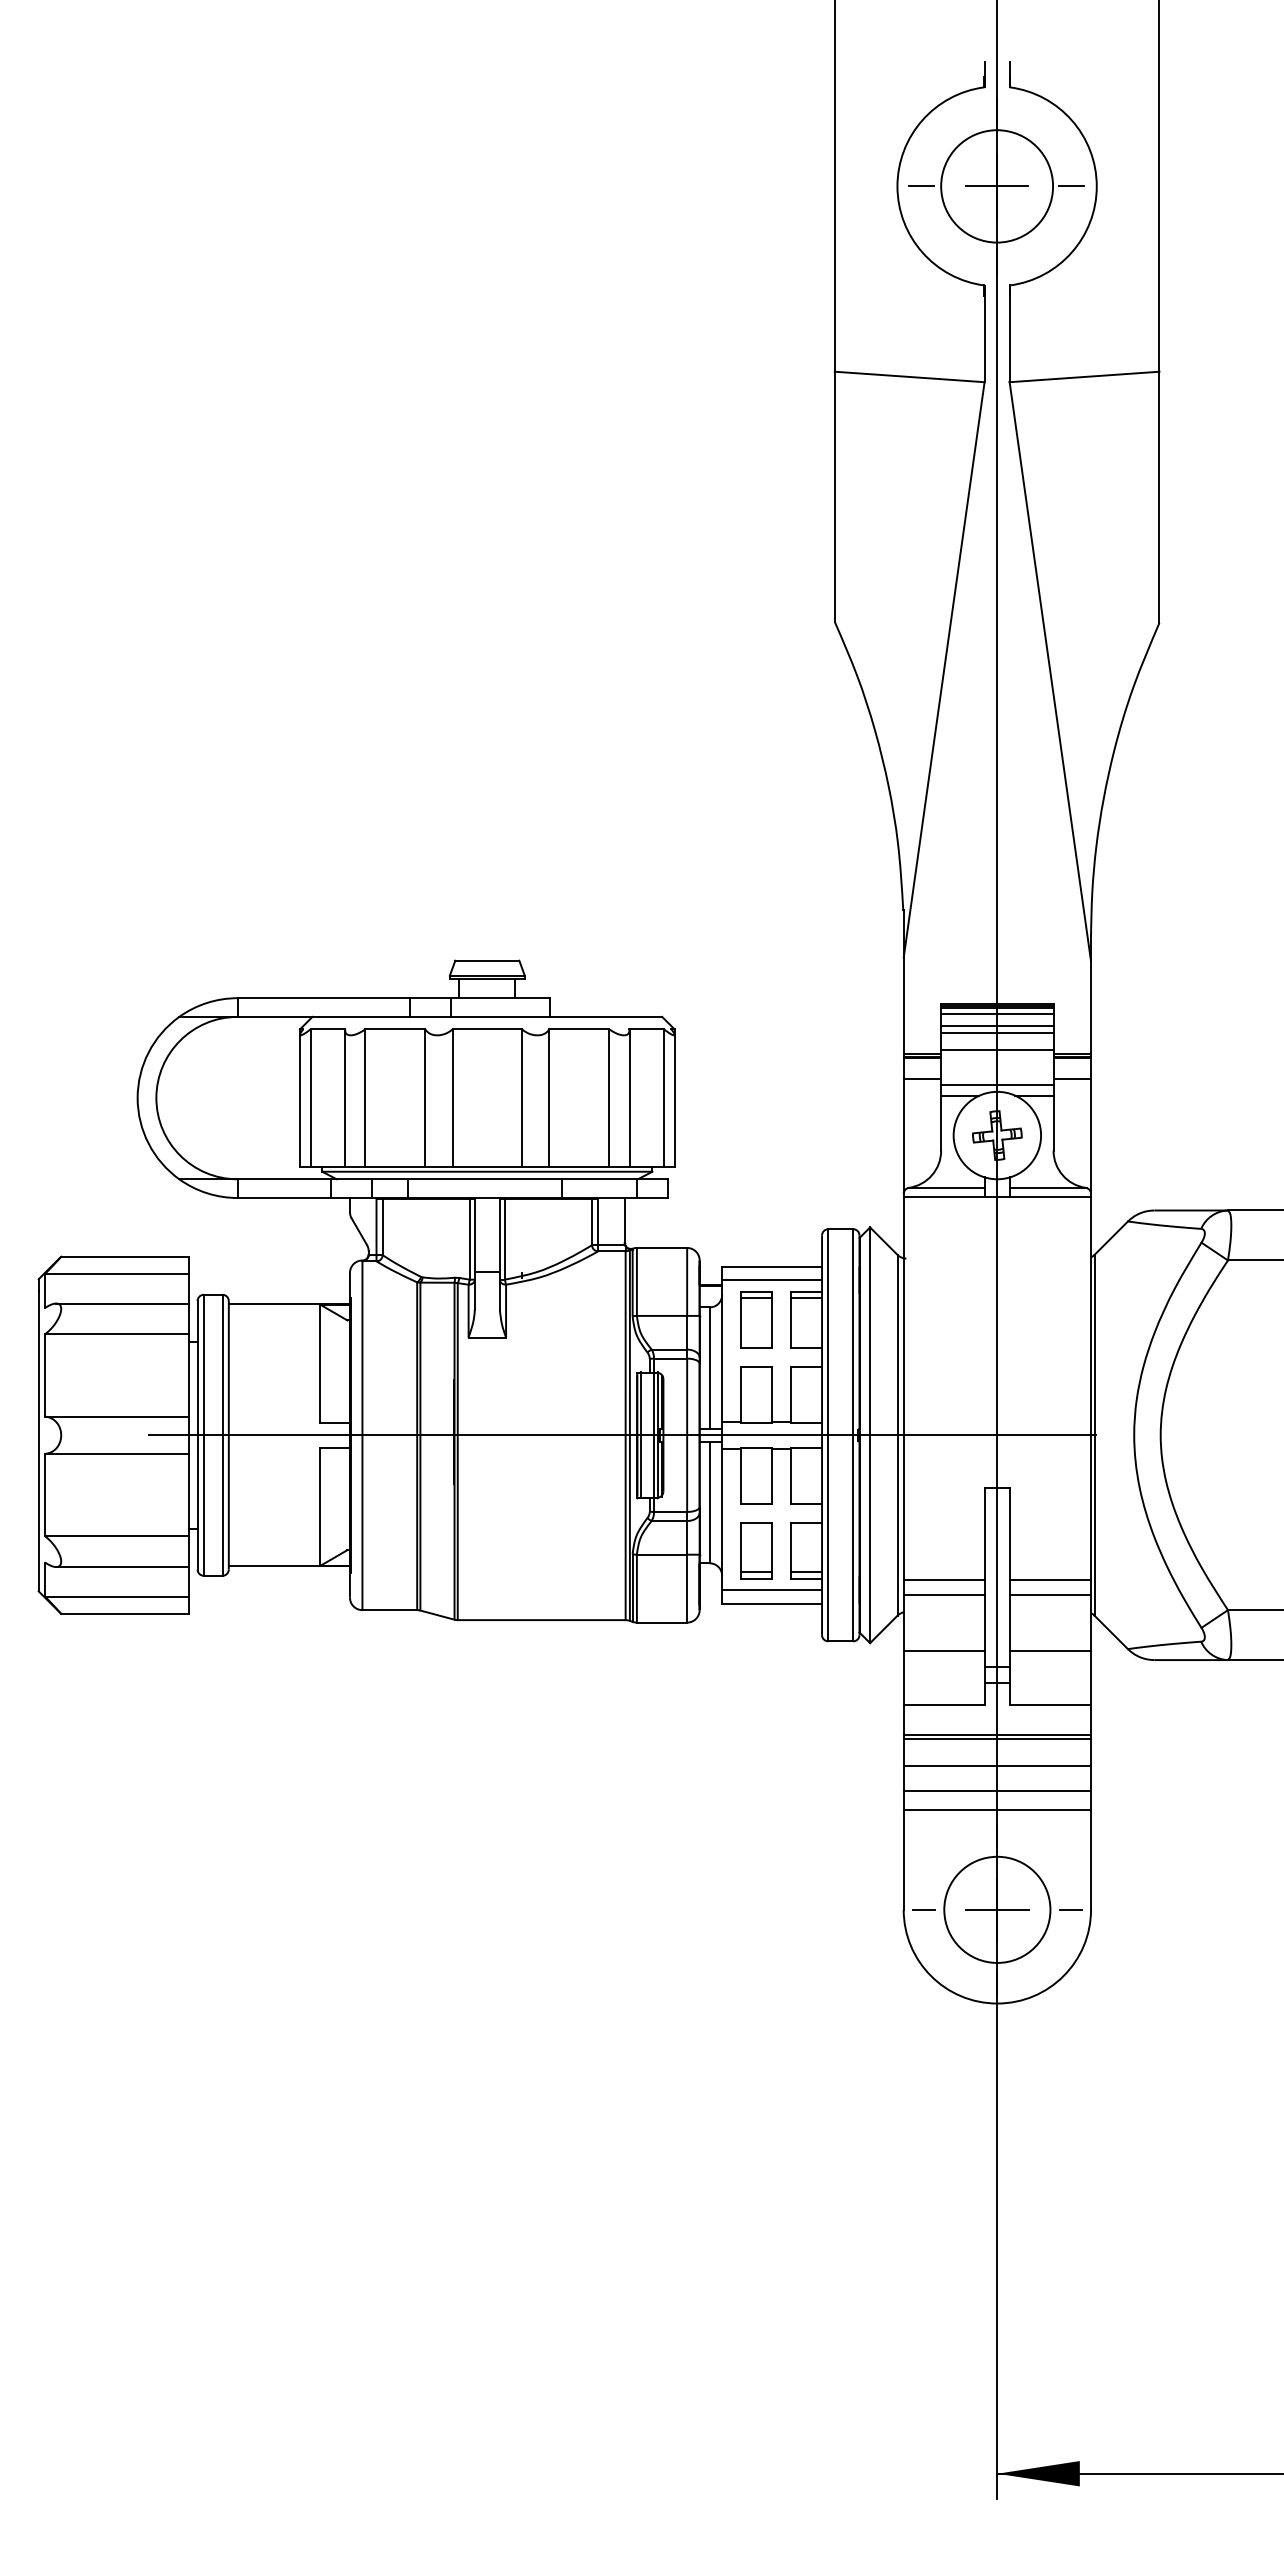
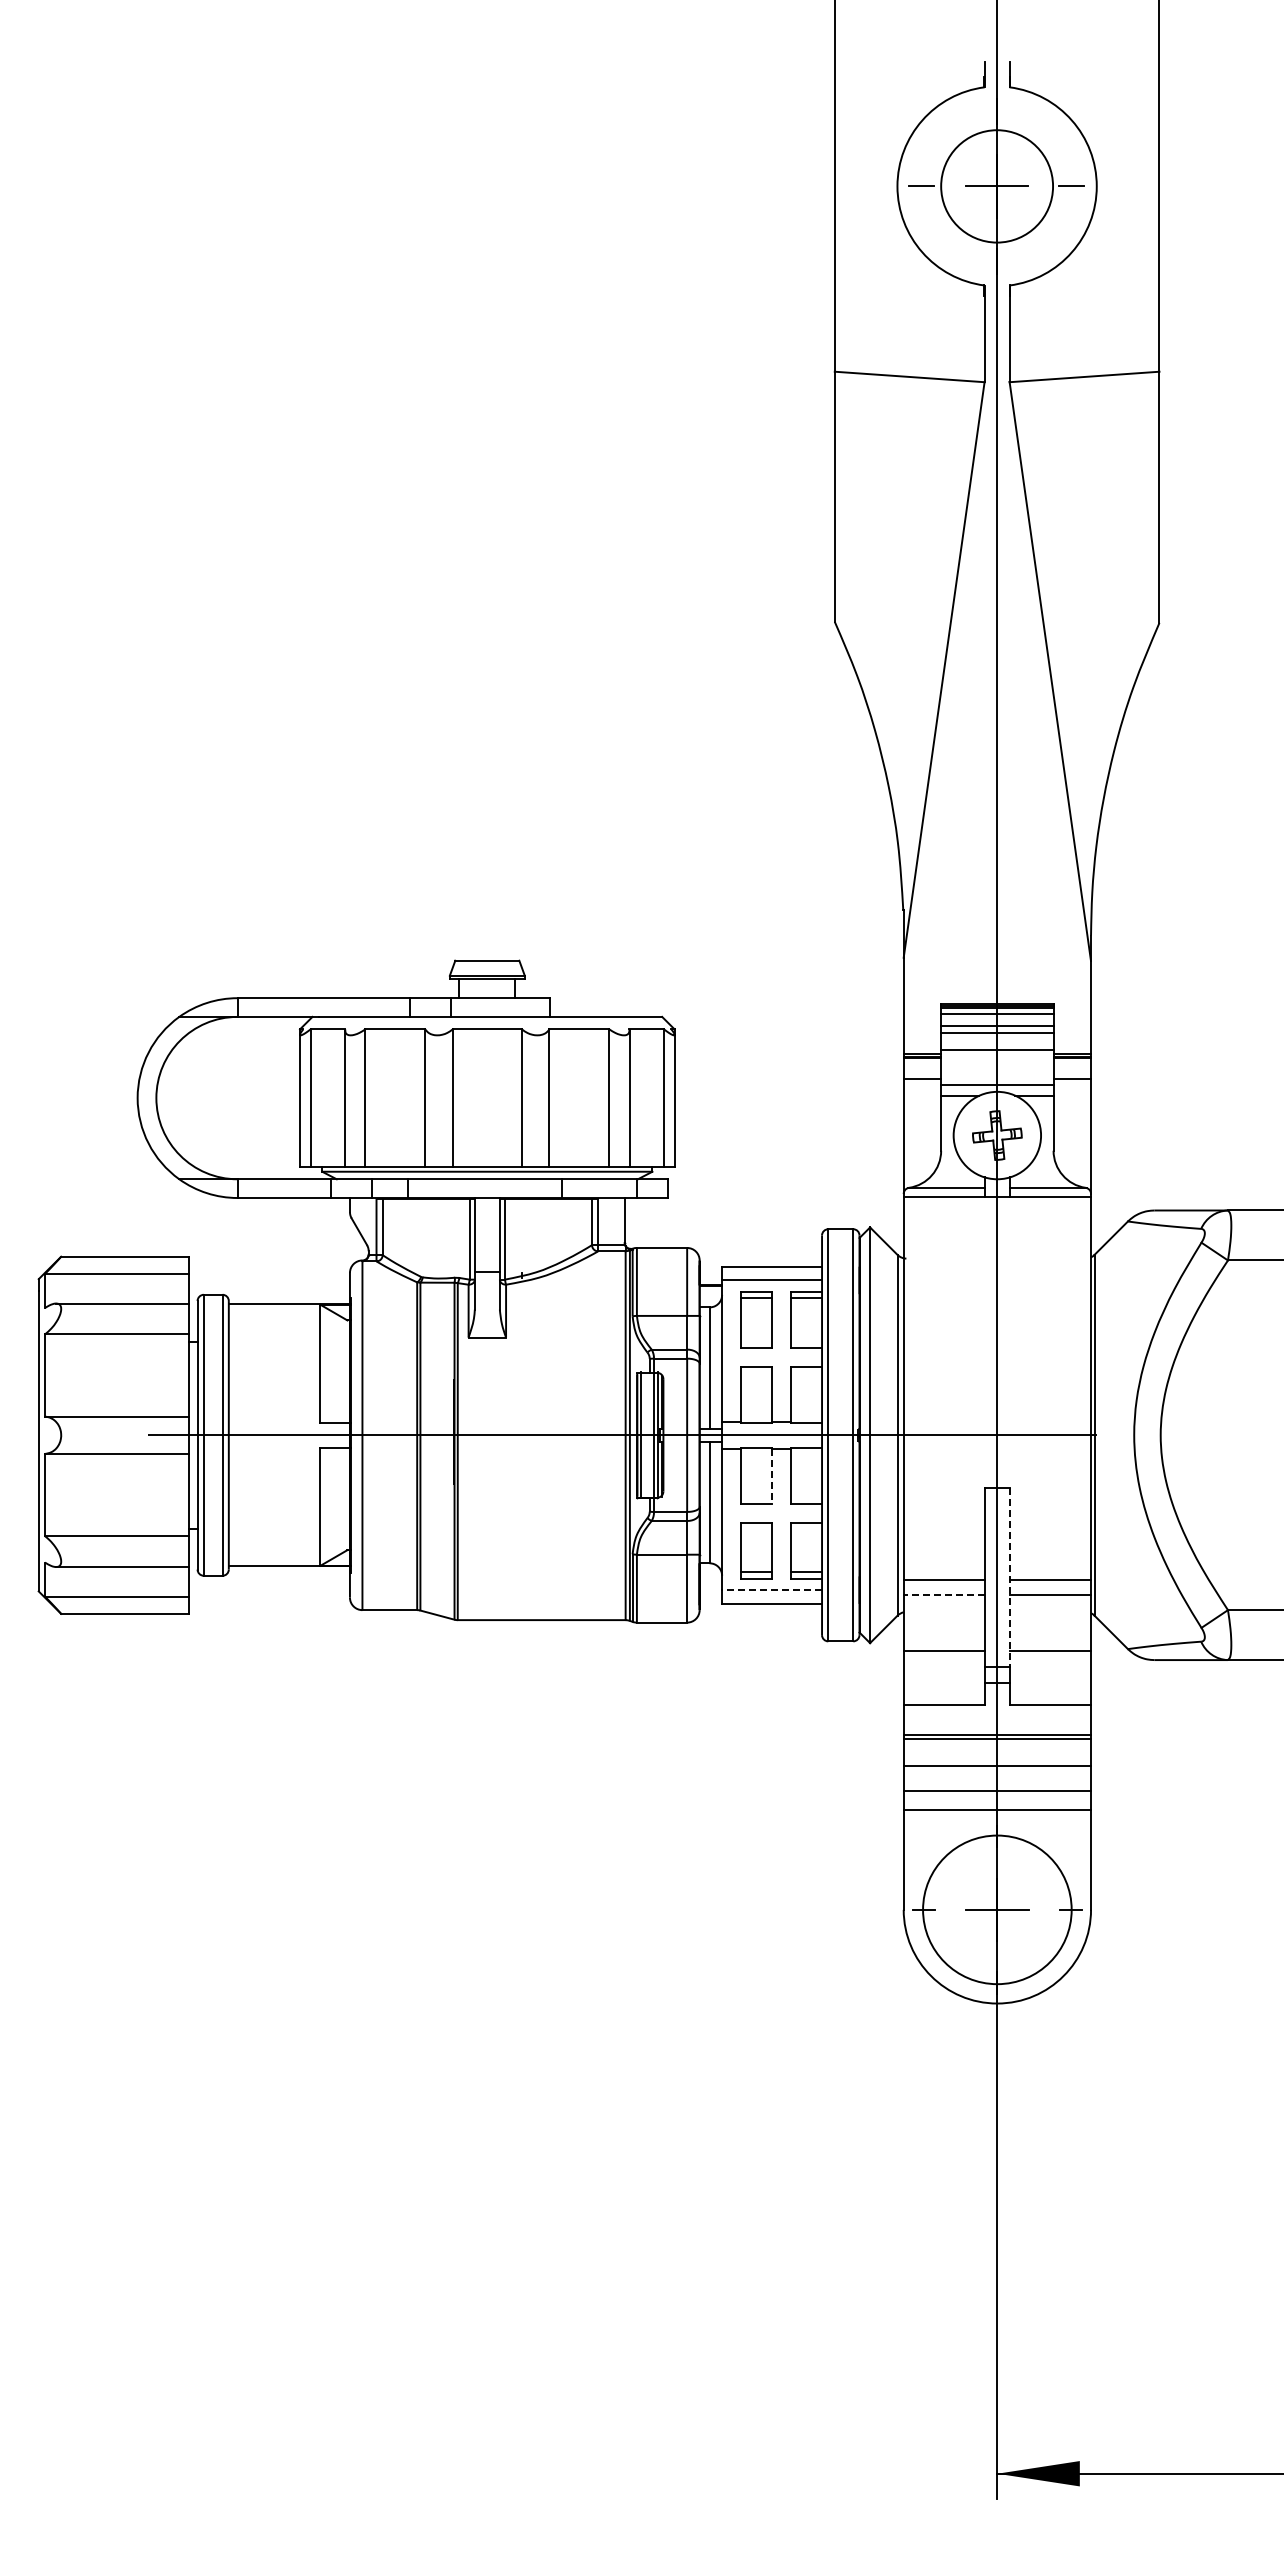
line: solid -> dashed (772, 1476)
line: solid -> dashed (1009, 1577)
line: solid -> dashed (772, 1590)
line: solid -> dashed (944, 1594)
circle diameter: 106 px -> 149 px (997, 1909)
